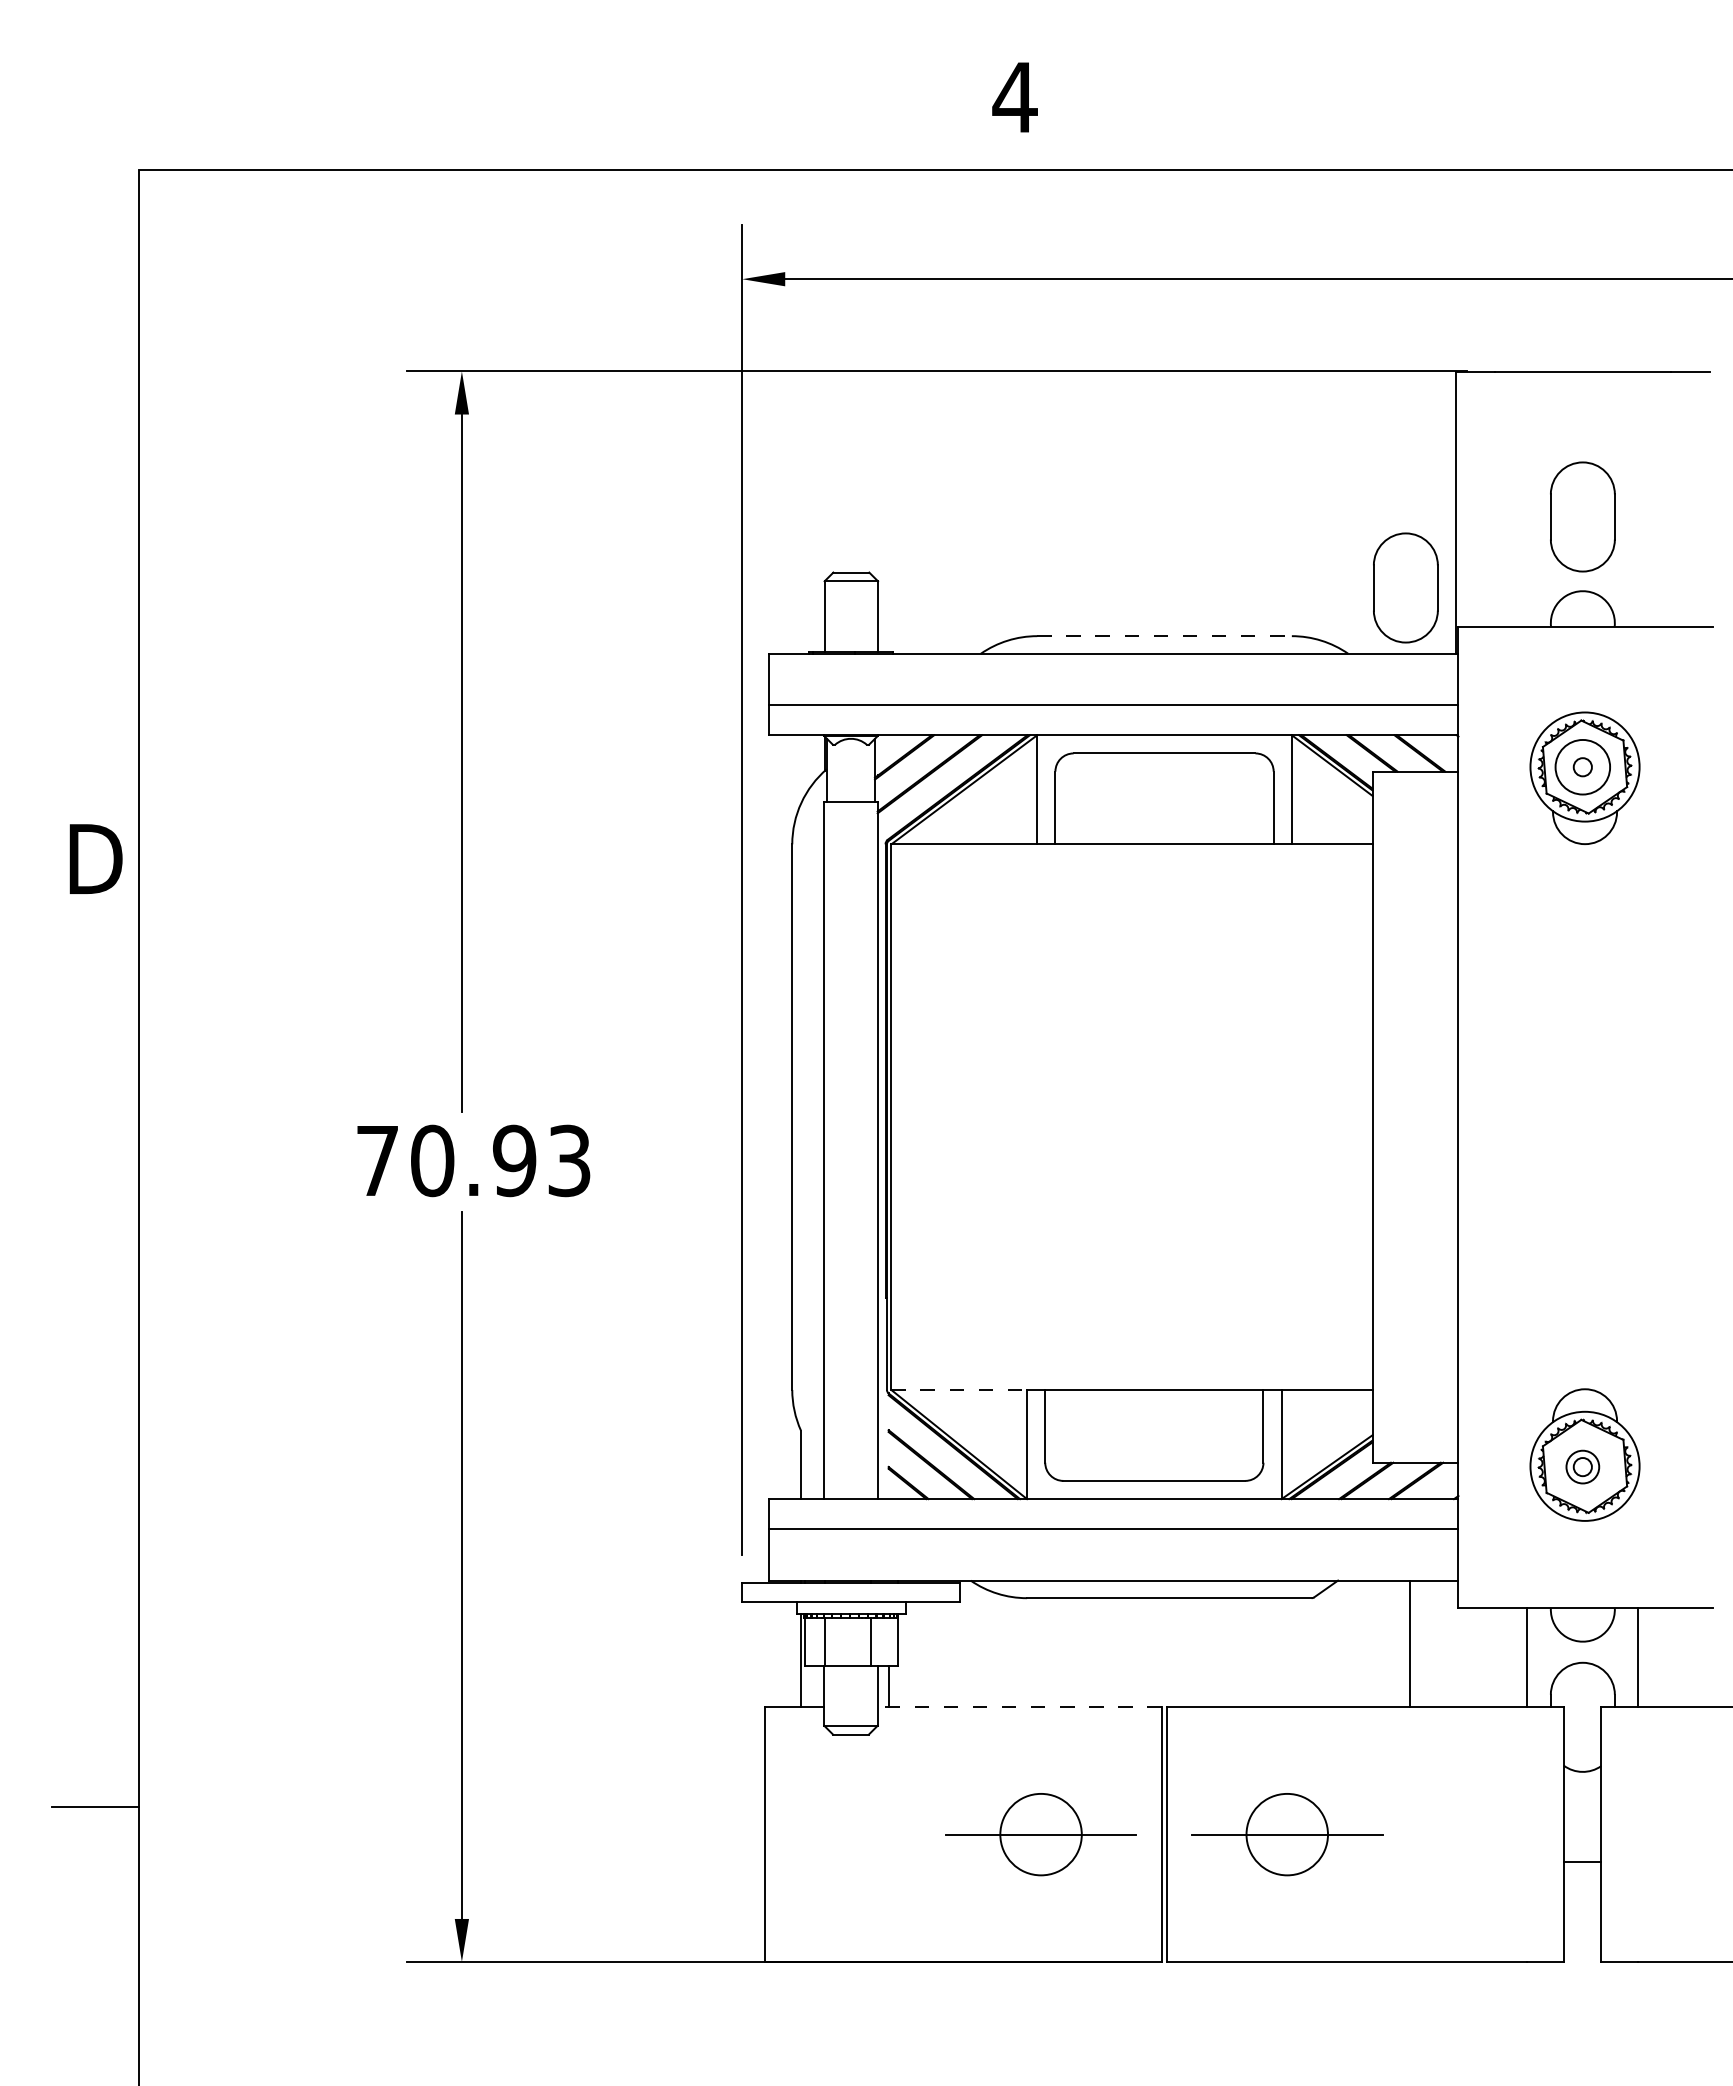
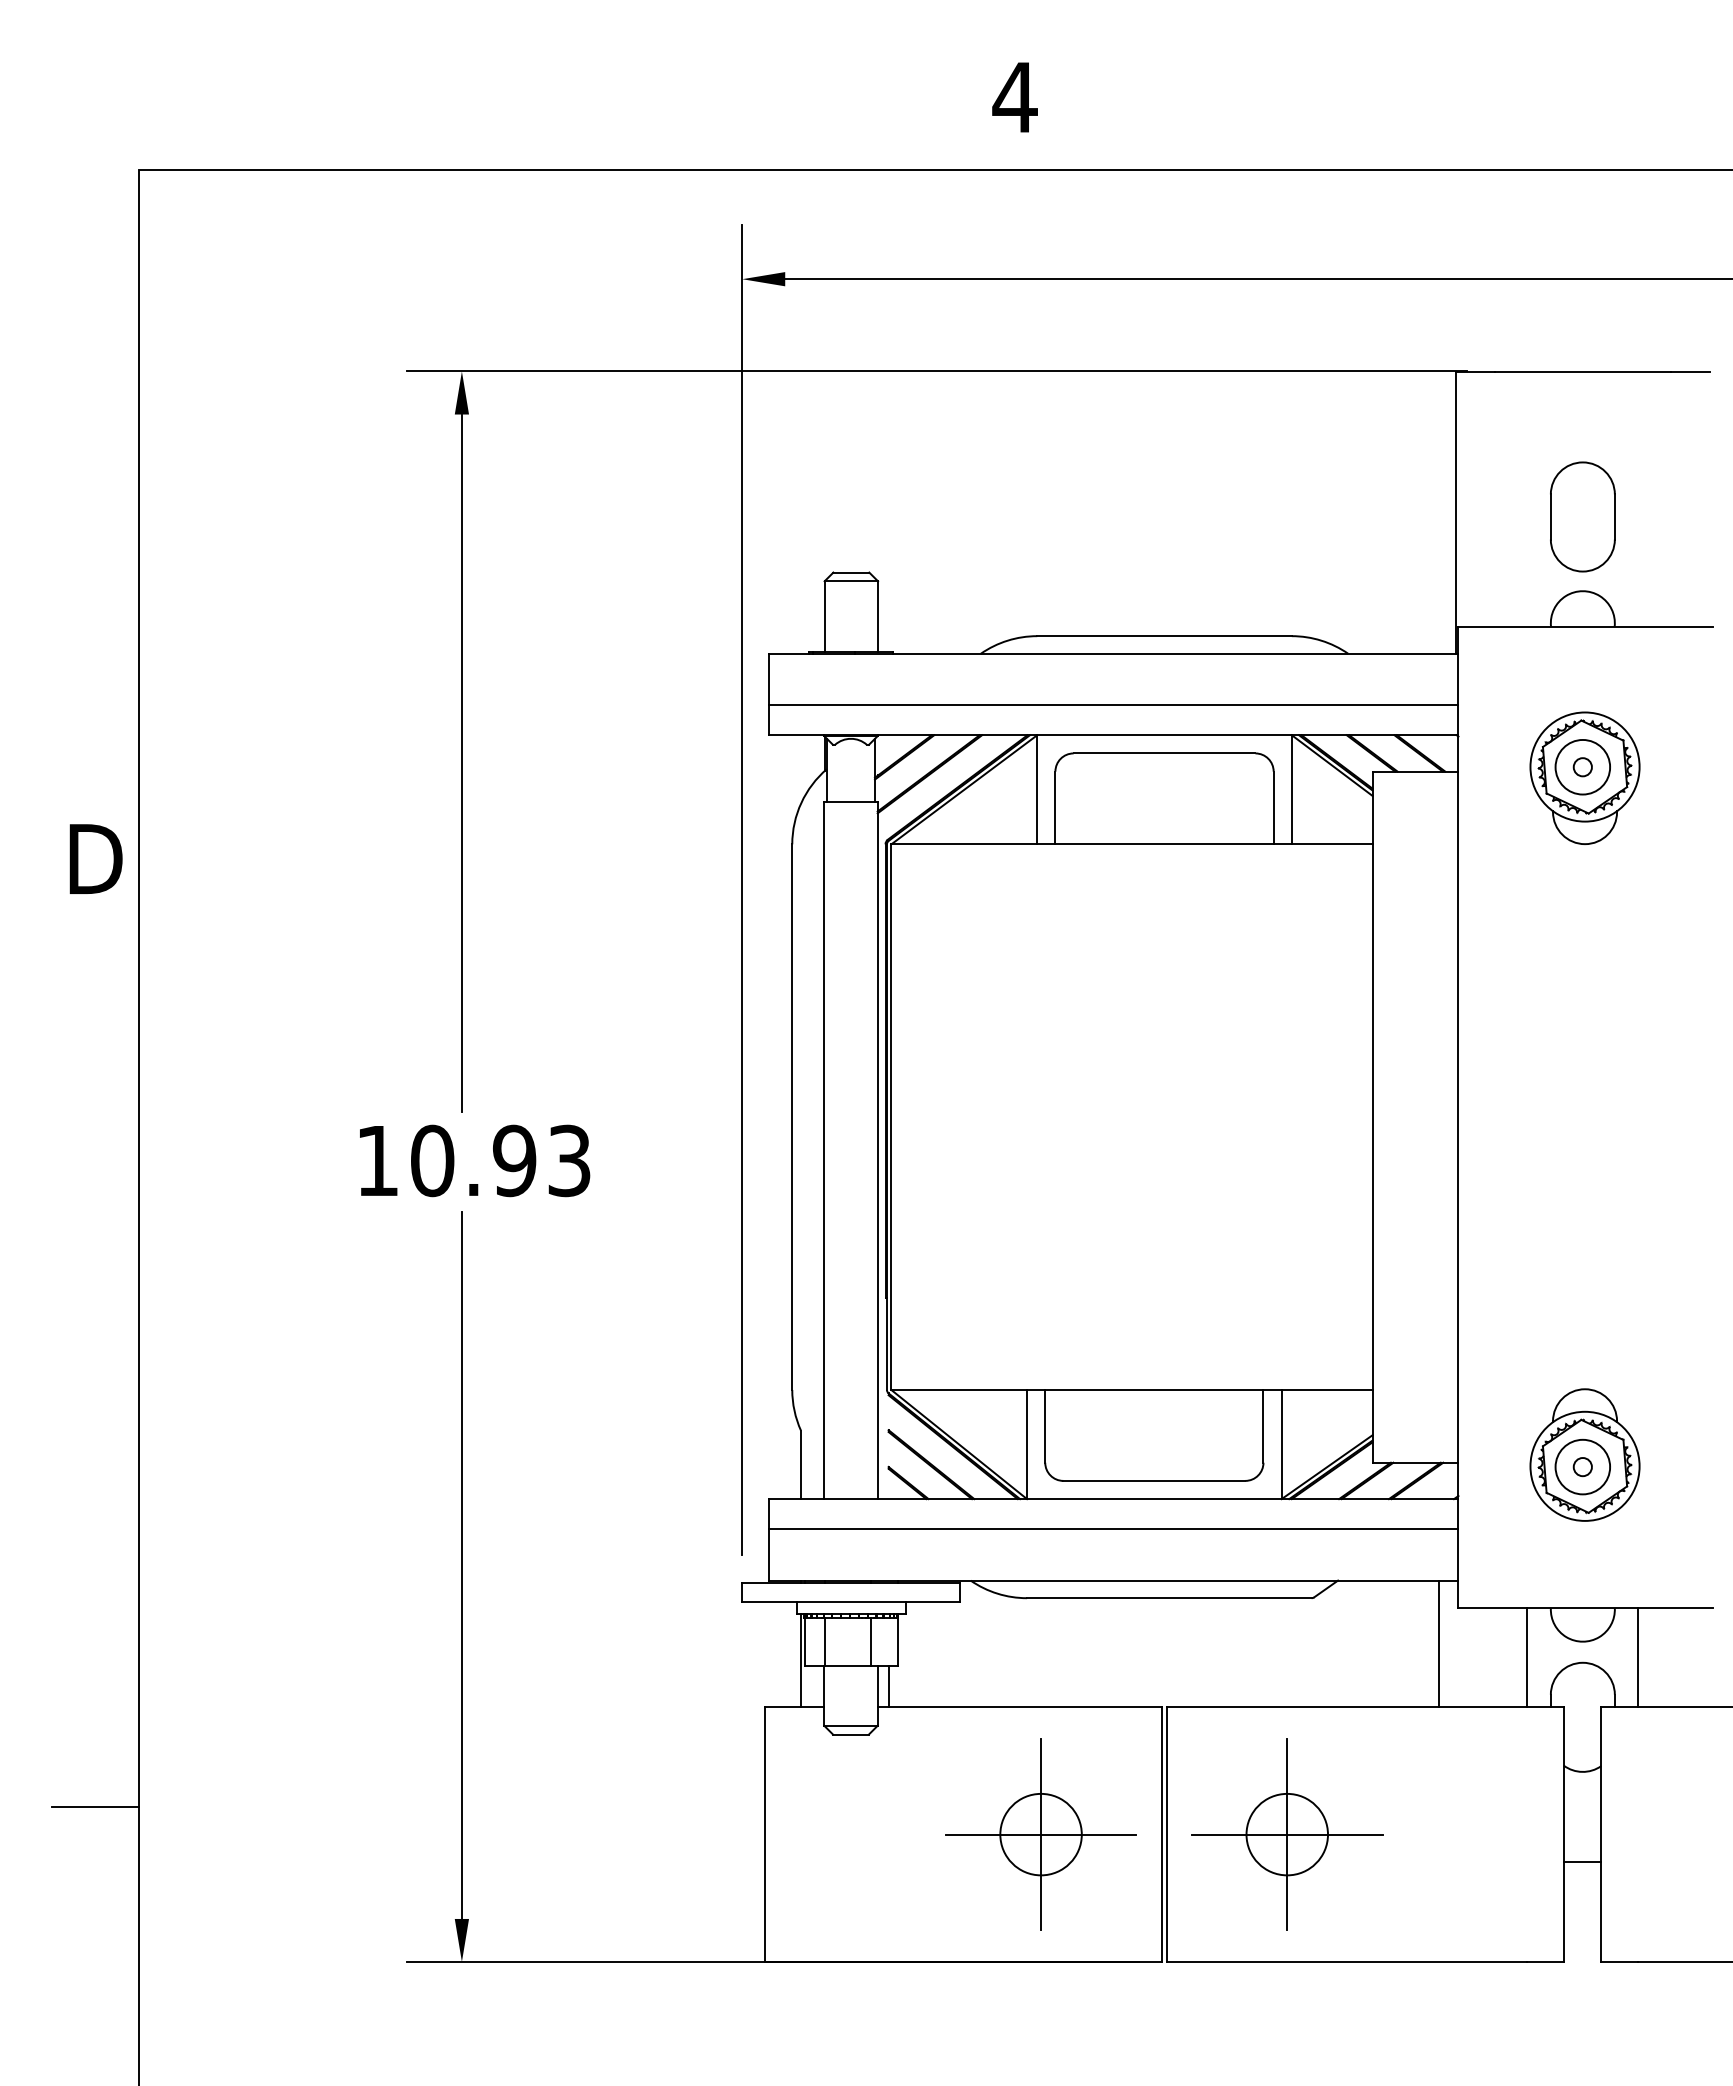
part: present -> none (1405, 587)
line: dashed -> solid (1165, 636)
text: 70.93 -> 10.93 (377, 1160)
line: dashed -> solid (959, 1389)
circle diameter: 33 px -> 55 px (1582, 1466)
line position: (1410, 1643) -> (1439, 1643) (1439, 1643)
line: dashed -> solid (1019, 1707)
line: none -> present (1041, 1834)
line: none -> present (1287, 1834)
